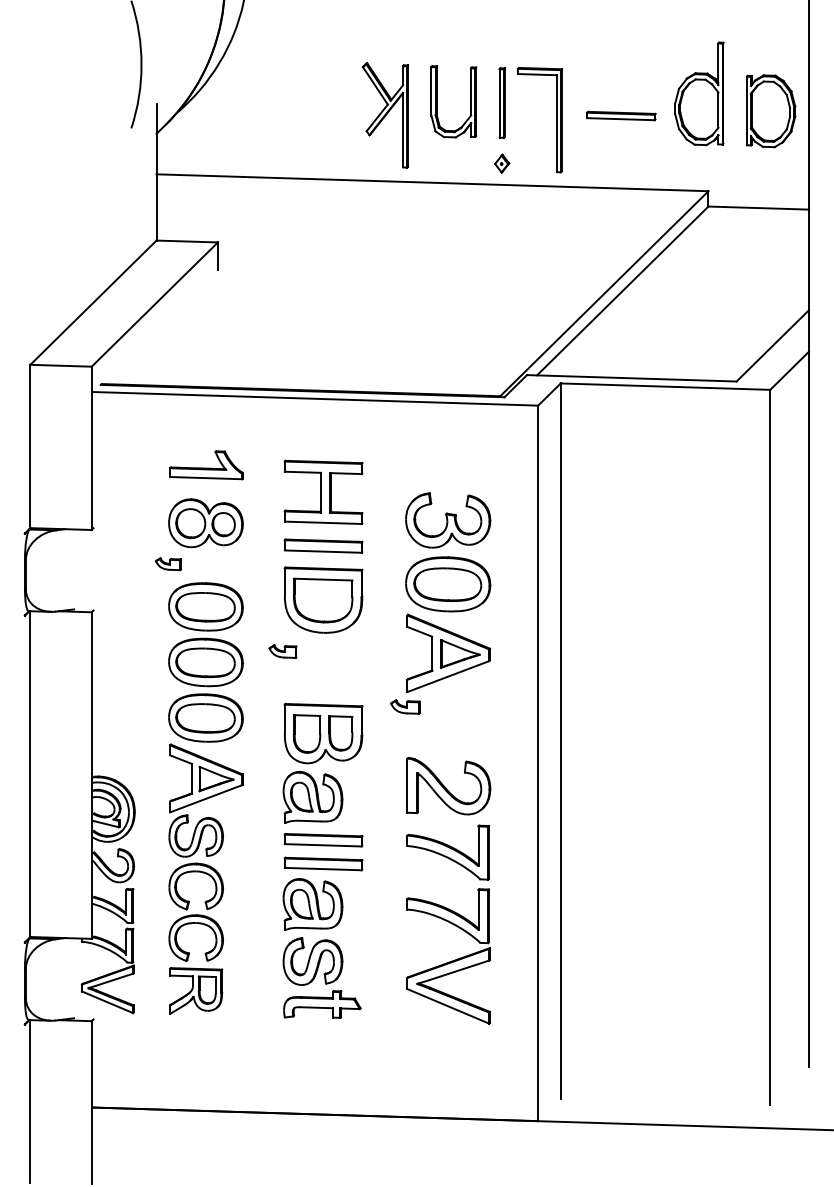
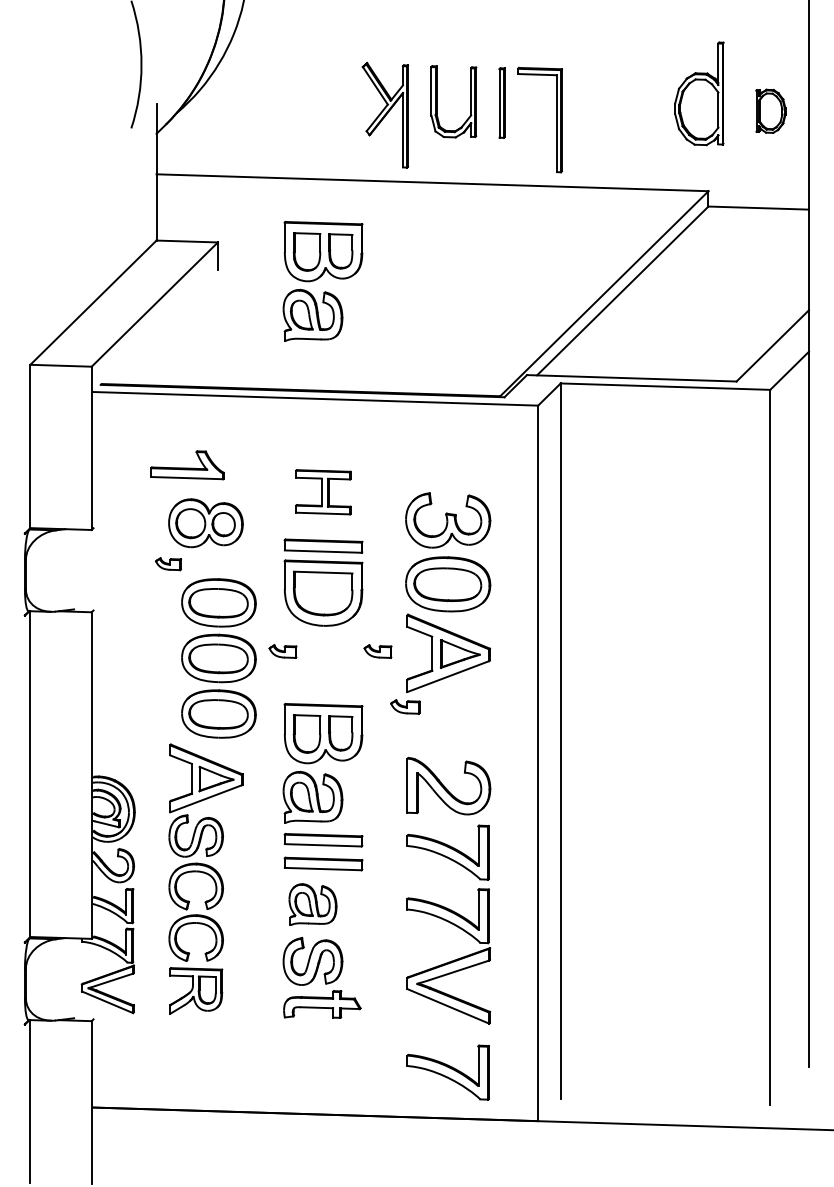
part size: 52x75 px -> 32x46 px (770, 110)
part: present -> none (621, 115)
part: present -> none (502, 163)
part: none -> present (322, 280)
part position: (206, 465) -> (187, 465) (187, 465)
part size: 81x66 px -> 57x47 px (323, 492)
part position: (323, 599) -> (323, 592) (323, 592)
part: none -> present (377, 651)
part position: (205, 662) -> (218, 658) (218, 658)
part size: 62x54 px -> 50x43 px (312, 904)
part: none -> present (447, 1072)
